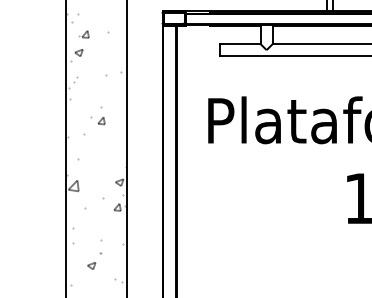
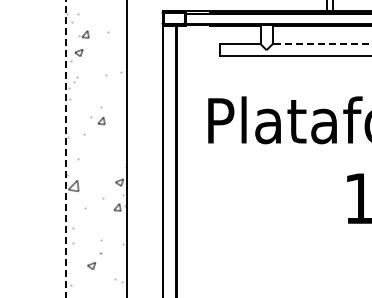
line: solid -> dashed (321, 44)
line: solid -> dashed (65, 148)
